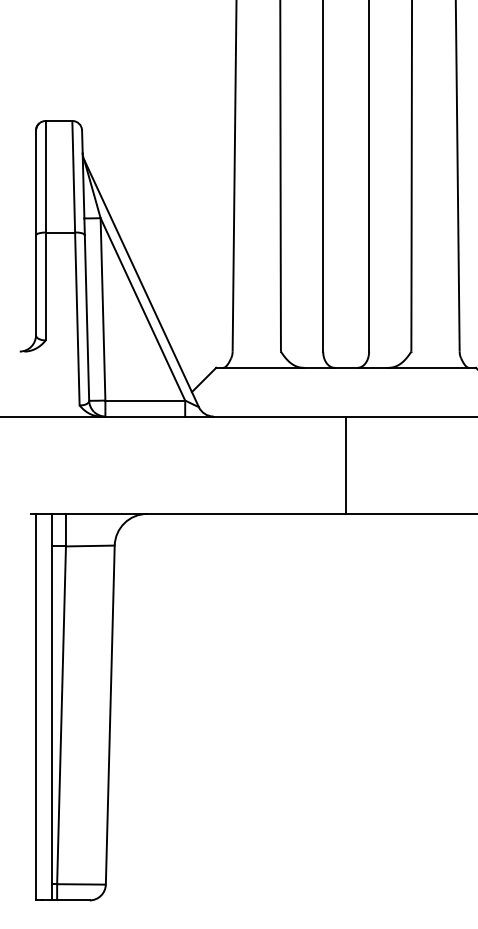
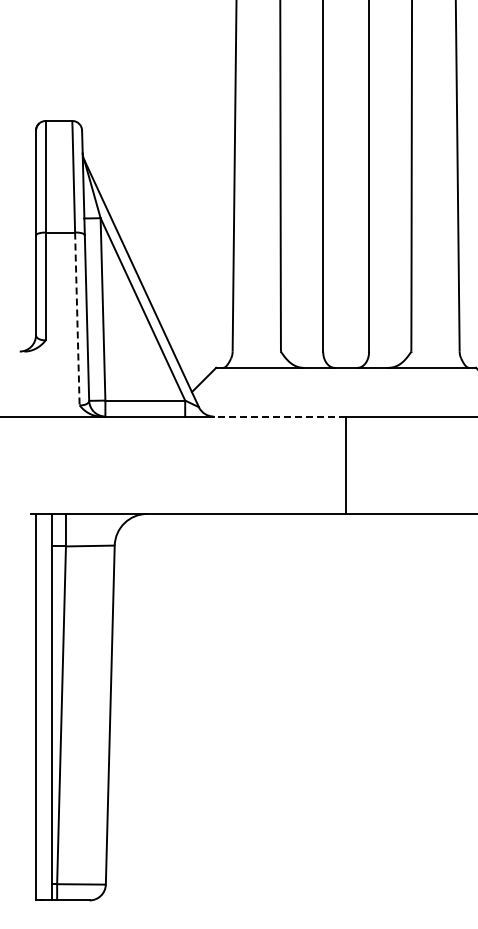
line: solid -> dashed (77, 319)
line: solid -> dashed (279, 416)
